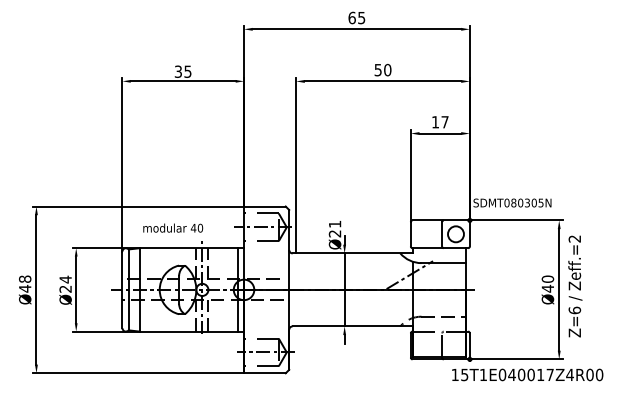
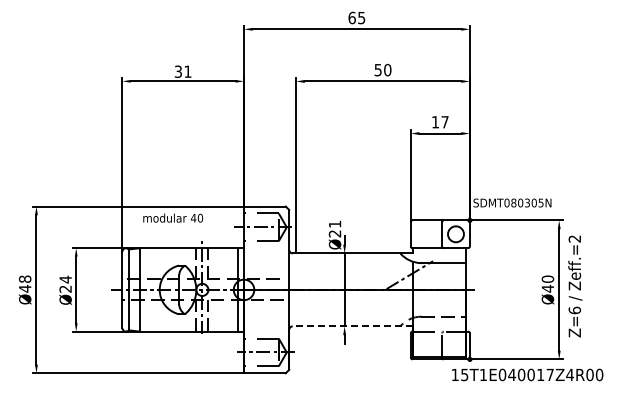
text: 35 -> 31 (187, 71)
text position: (173, 227) -> (173, 217) (173, 217)
line: solid -> dashed (352, 326)
